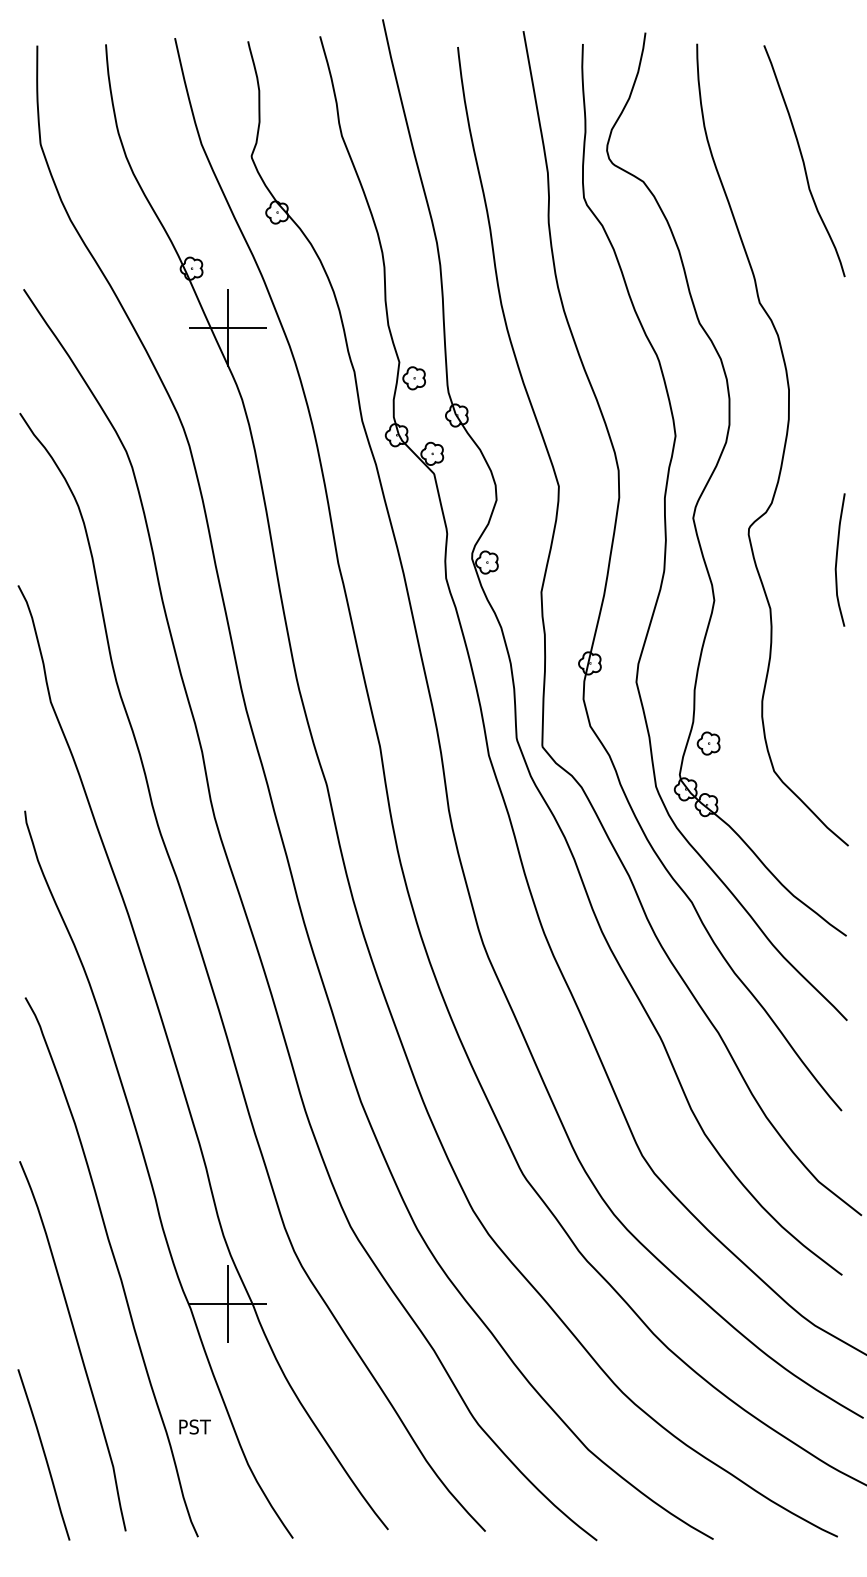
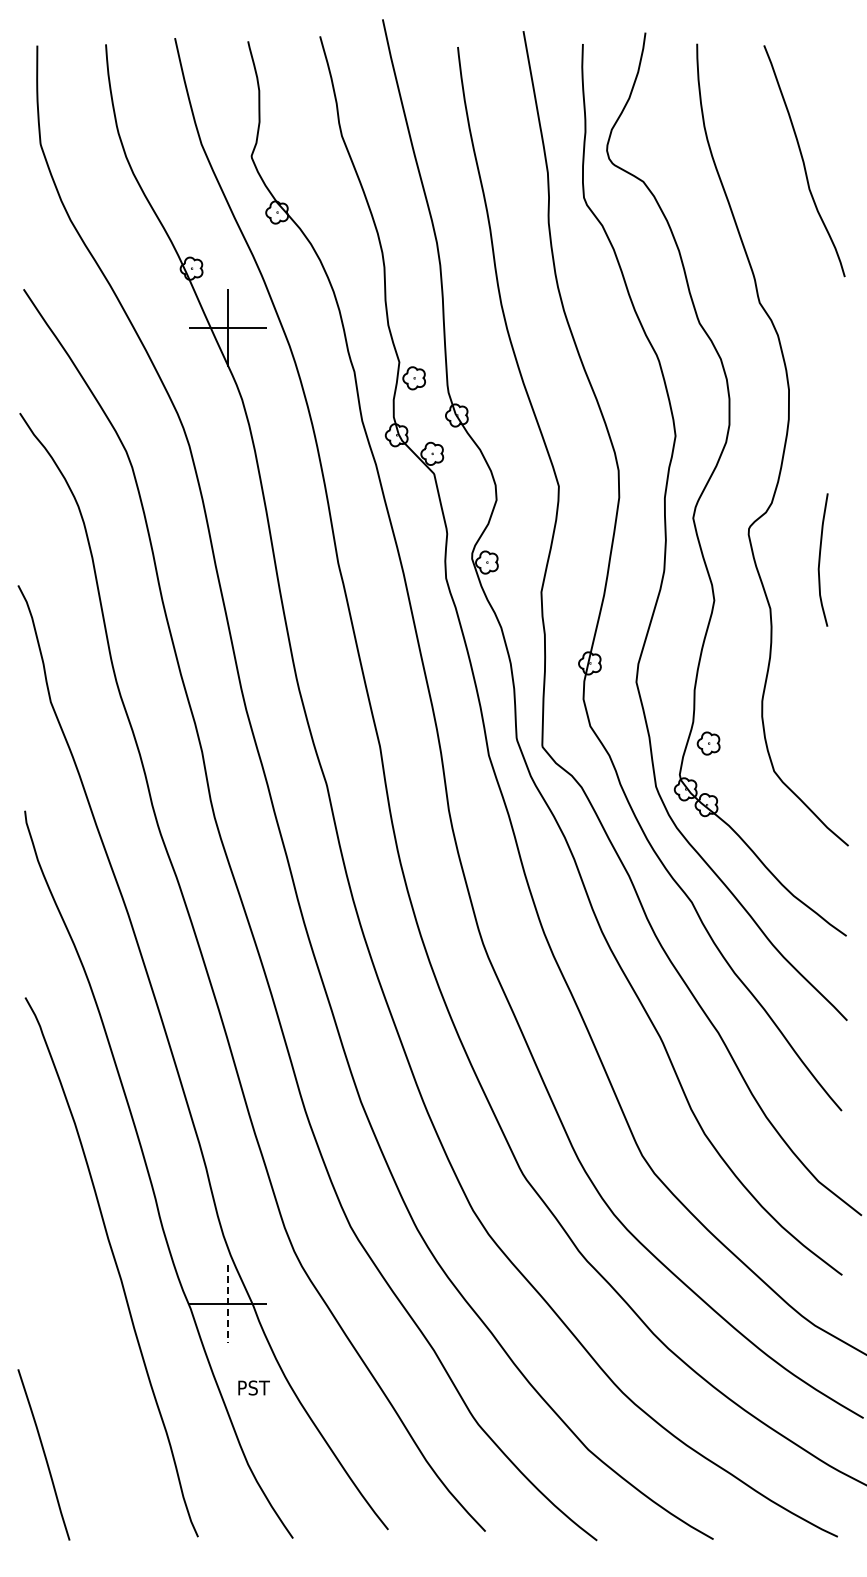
curve position: (837, 559) -> (820, 559) (820, 559)
line: solid -> dashed (227, 1304)
curve: present -> none (76, 1343)
text position: (194, 1426) -> (253, 1387) (253, 1387)
